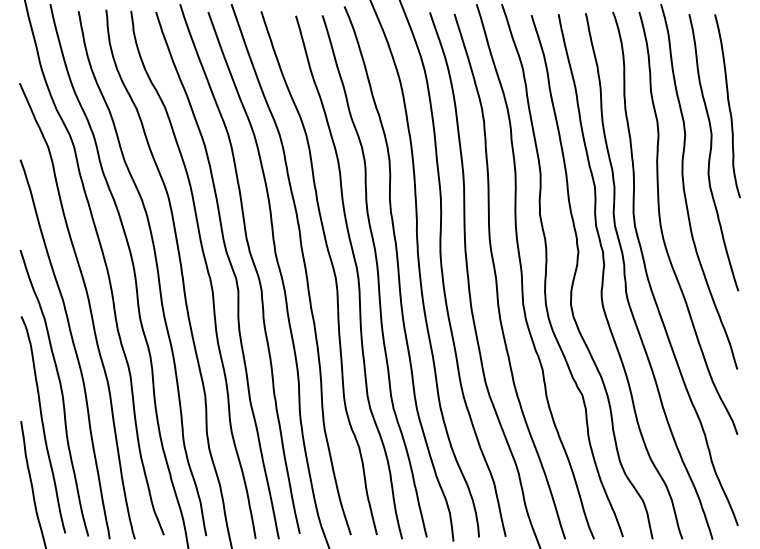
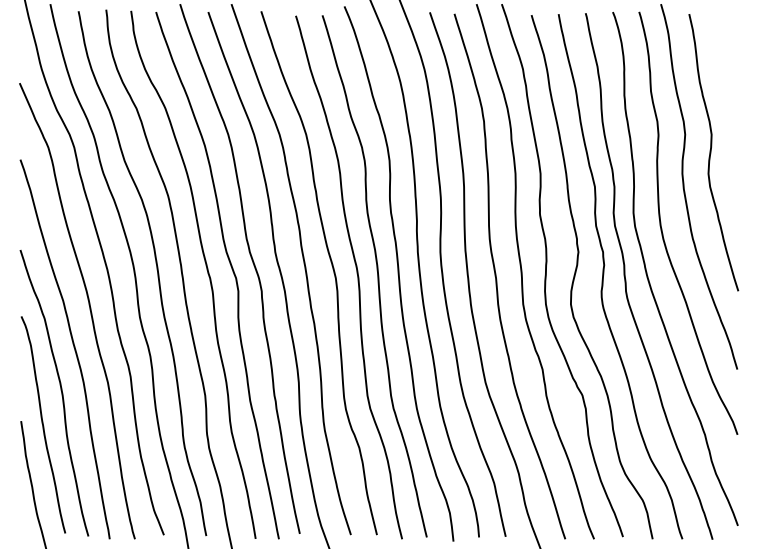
curve: present -> none (728, 106)
